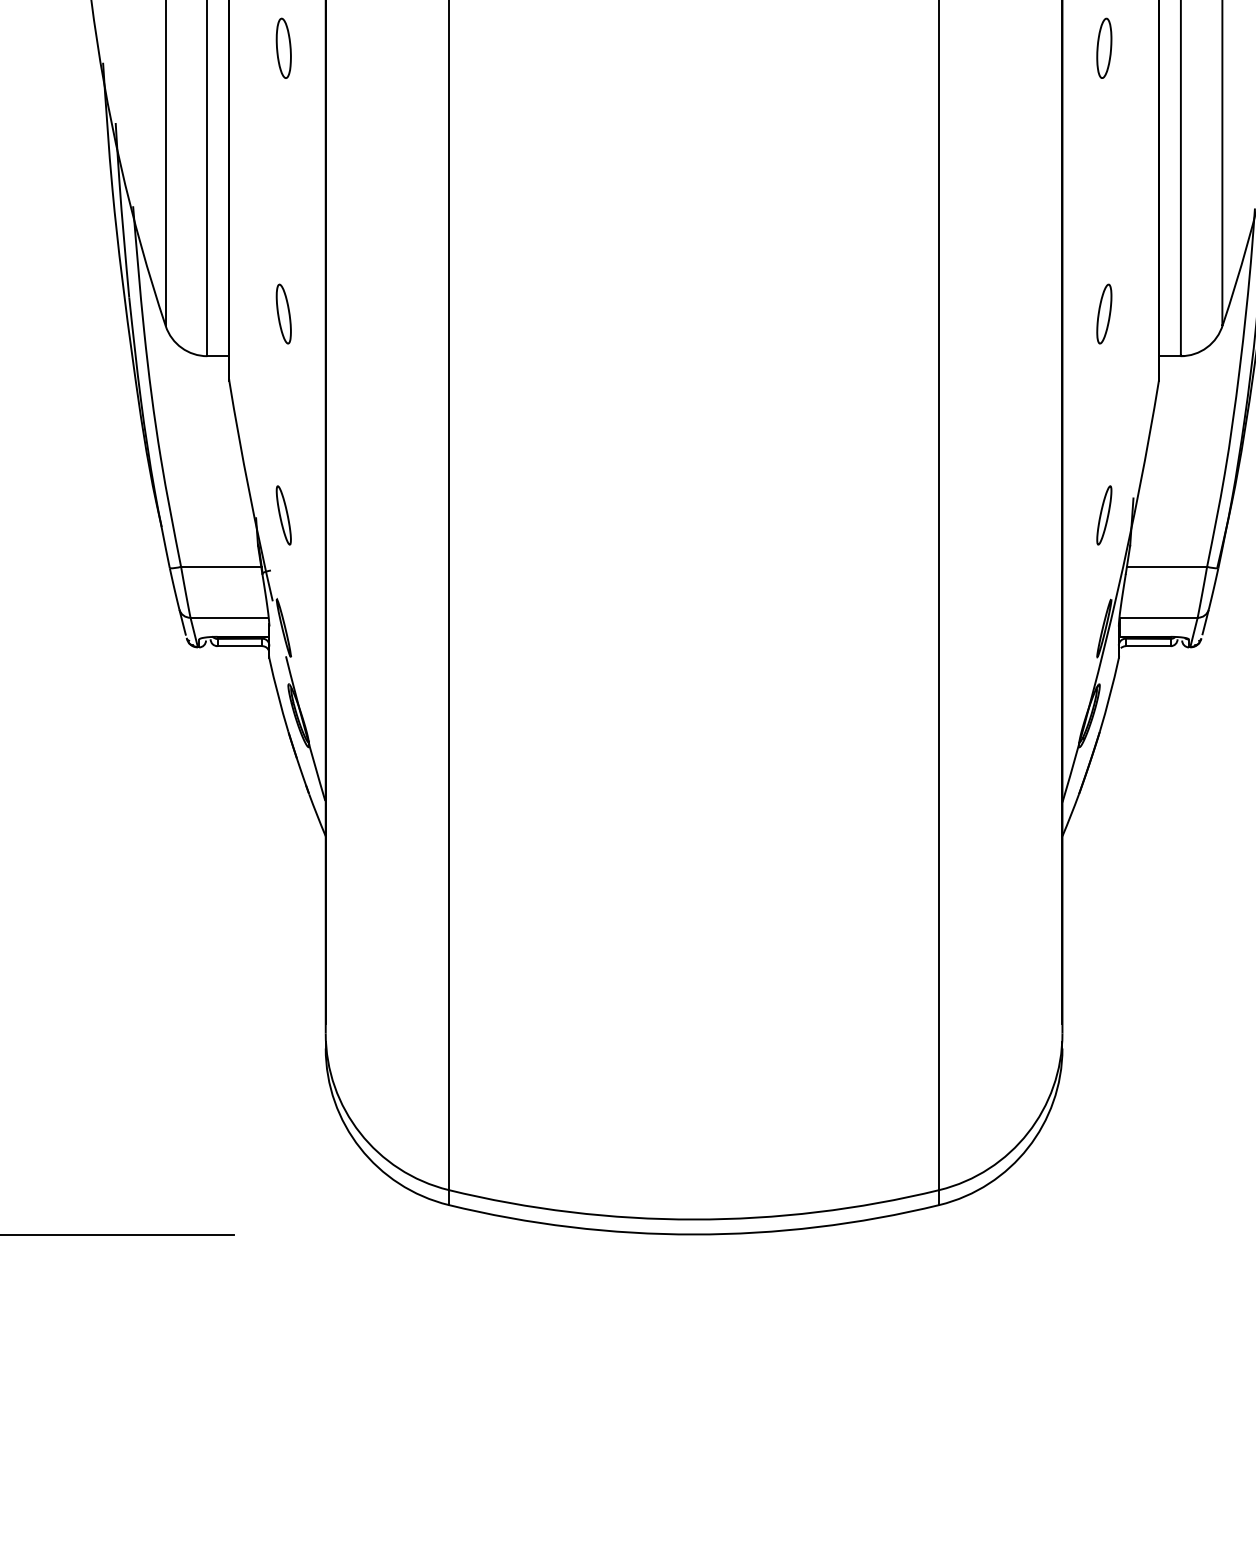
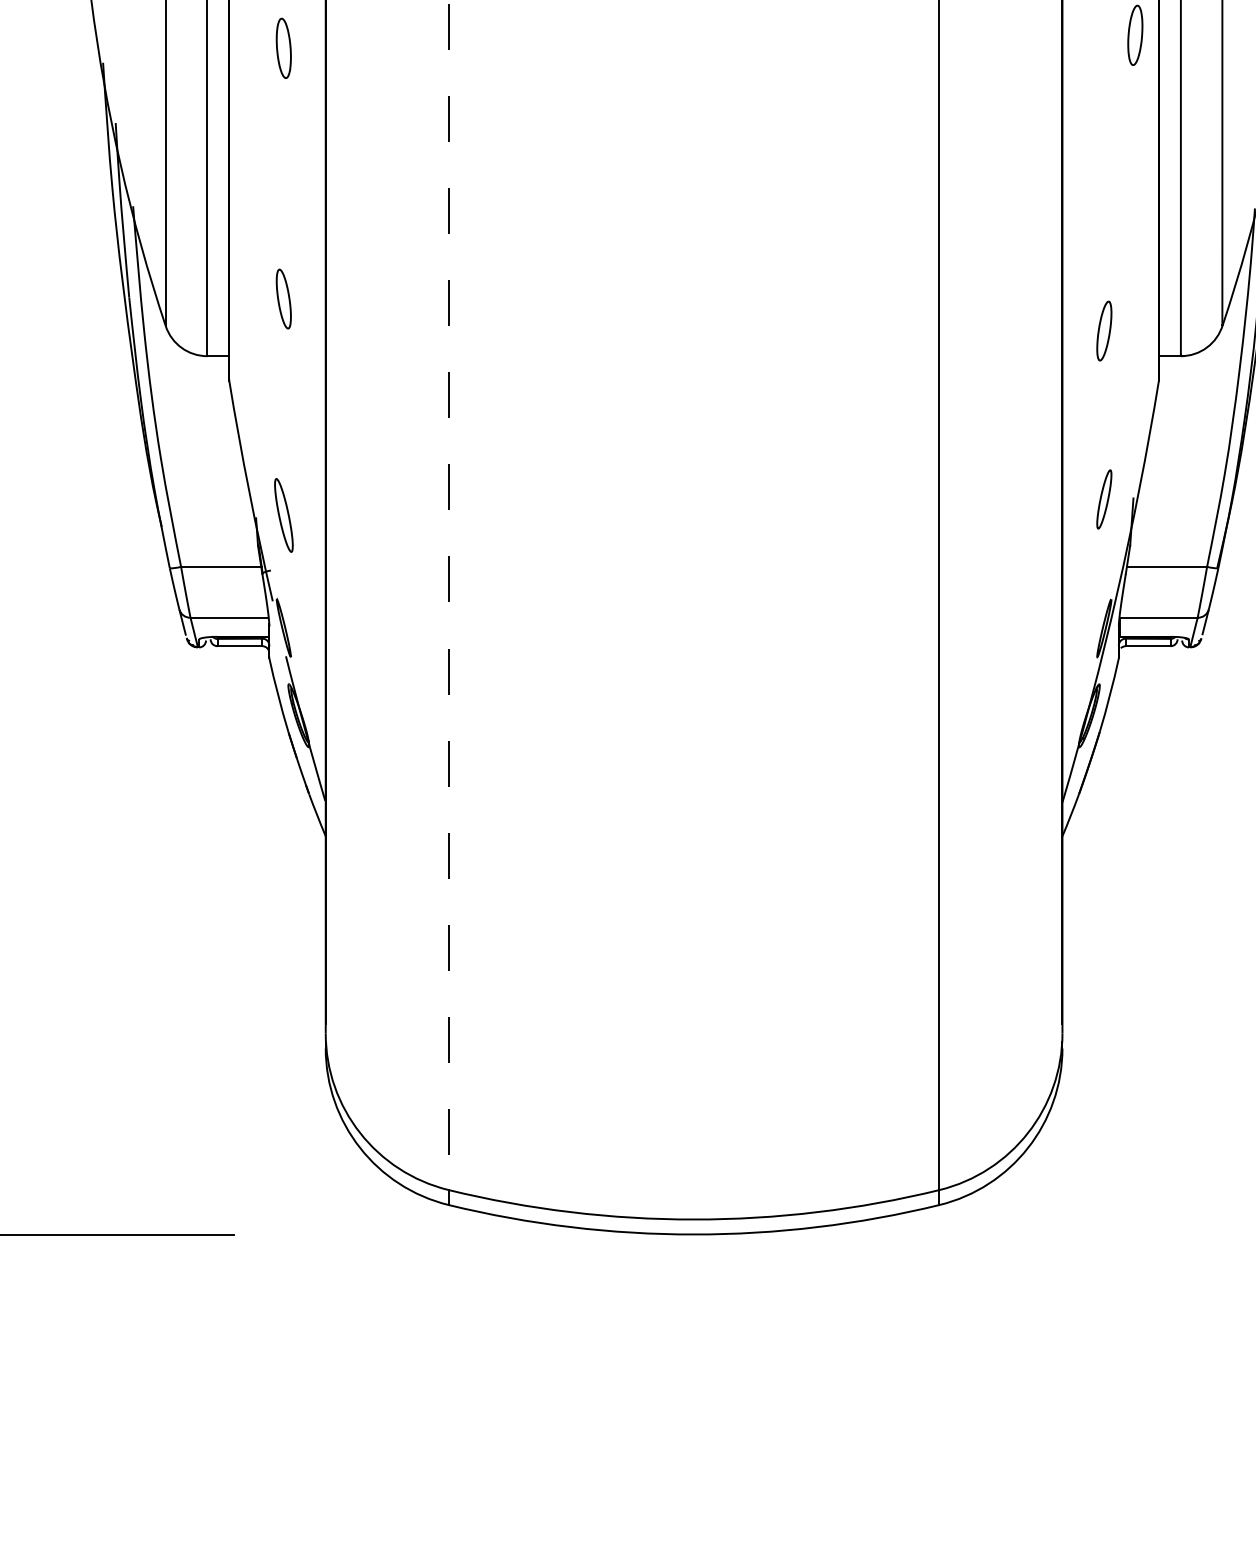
part position: (1104, 47) -> (1135, 34) (1135, 34)
part position: (283, 313) -> (283, 298) (283, 298)
part position: (1104, 313) -> (1104, 330) (1104, 330)
part size: 17x61 px -> 20x75 px (283, 515)
part position: (1104, 515) -> (1104, 499) (1104, 499)
line: solid -> dashed (448, 595)
